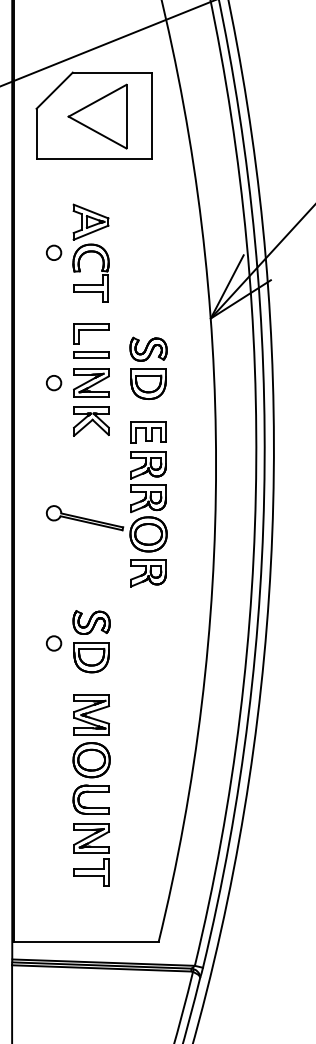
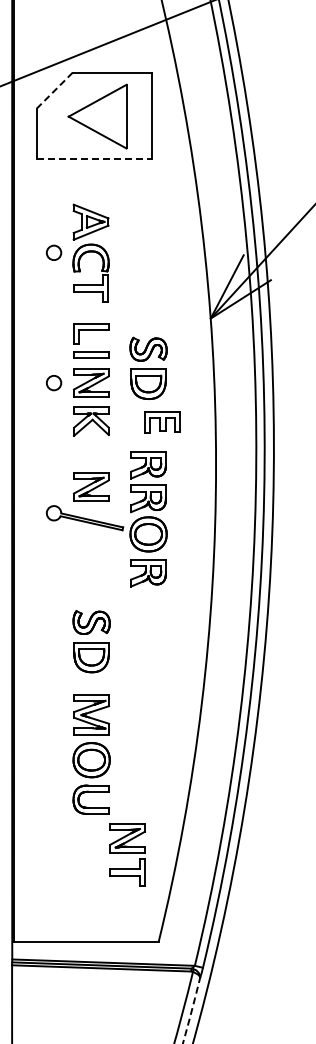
line: solid -> dashed (54, 90)
line: solid -> dashed (94, 159)
part position: (148, 432) -> (162, 422) (162, 422)
part: none -> present (91, 486)
circle: present -> none (53, 643)
part position: (91, 854) -> (127, 854) (127, 854)
arc: solid -> dashed (191, 1010)
